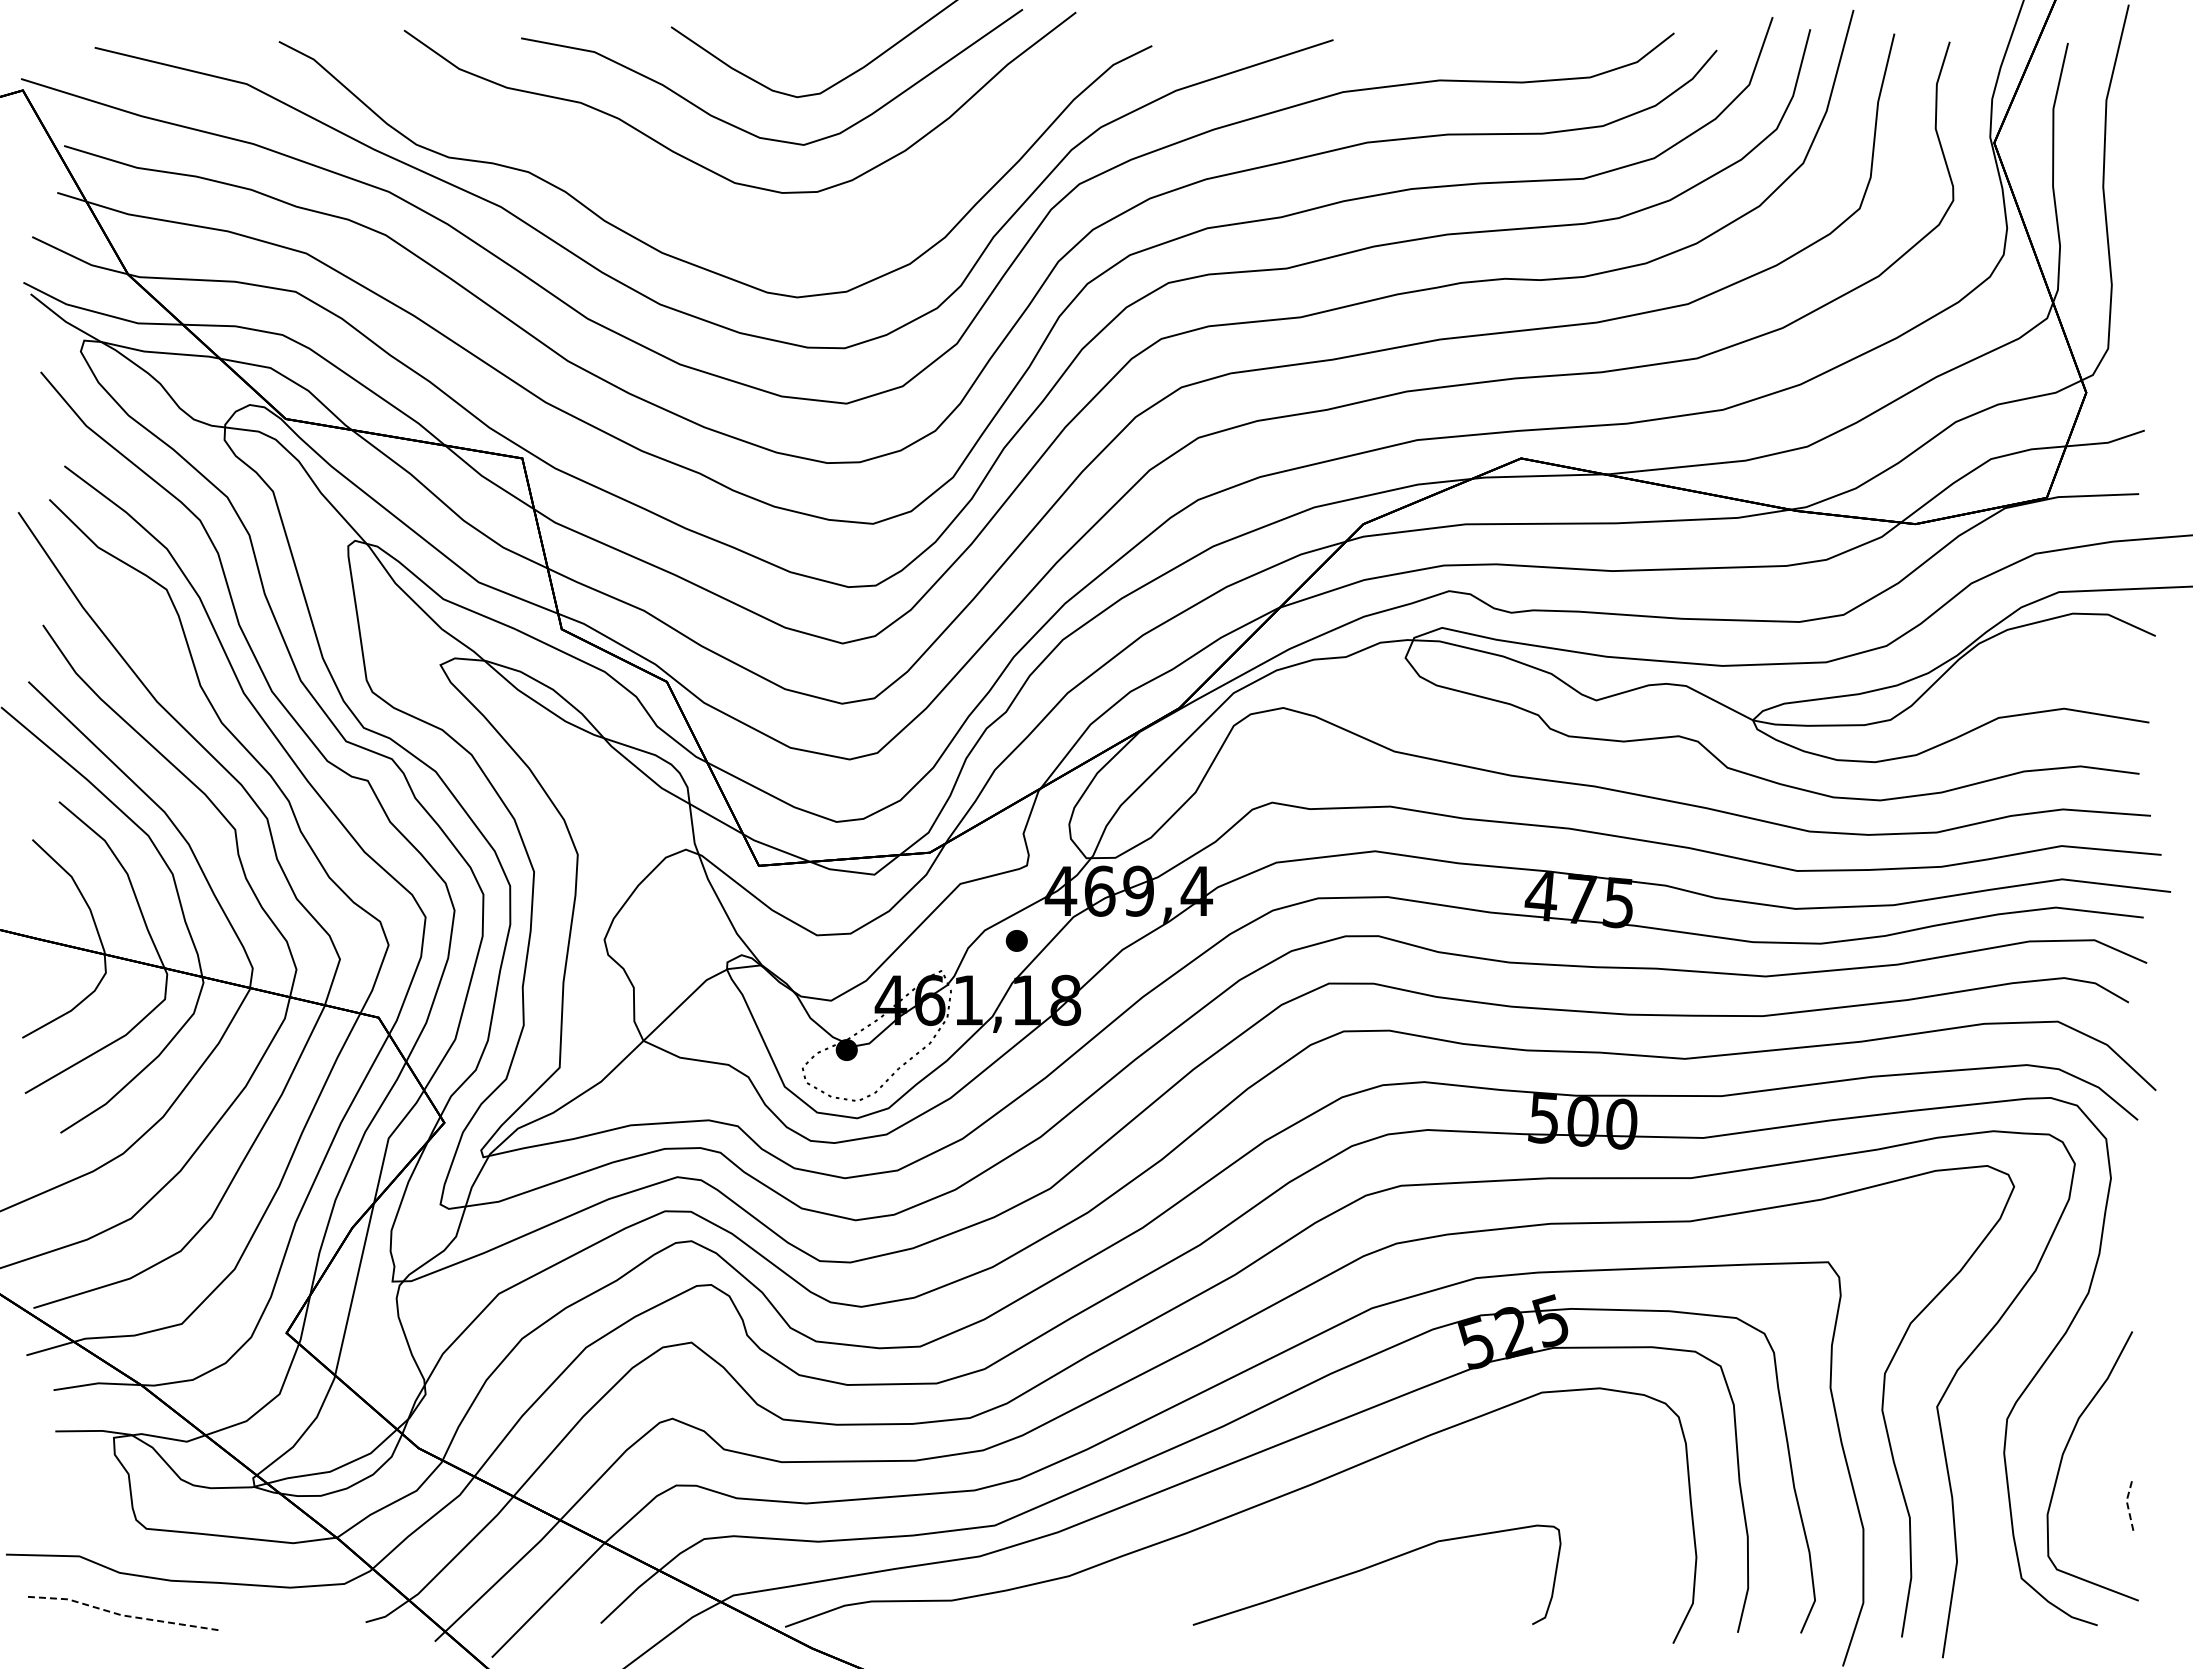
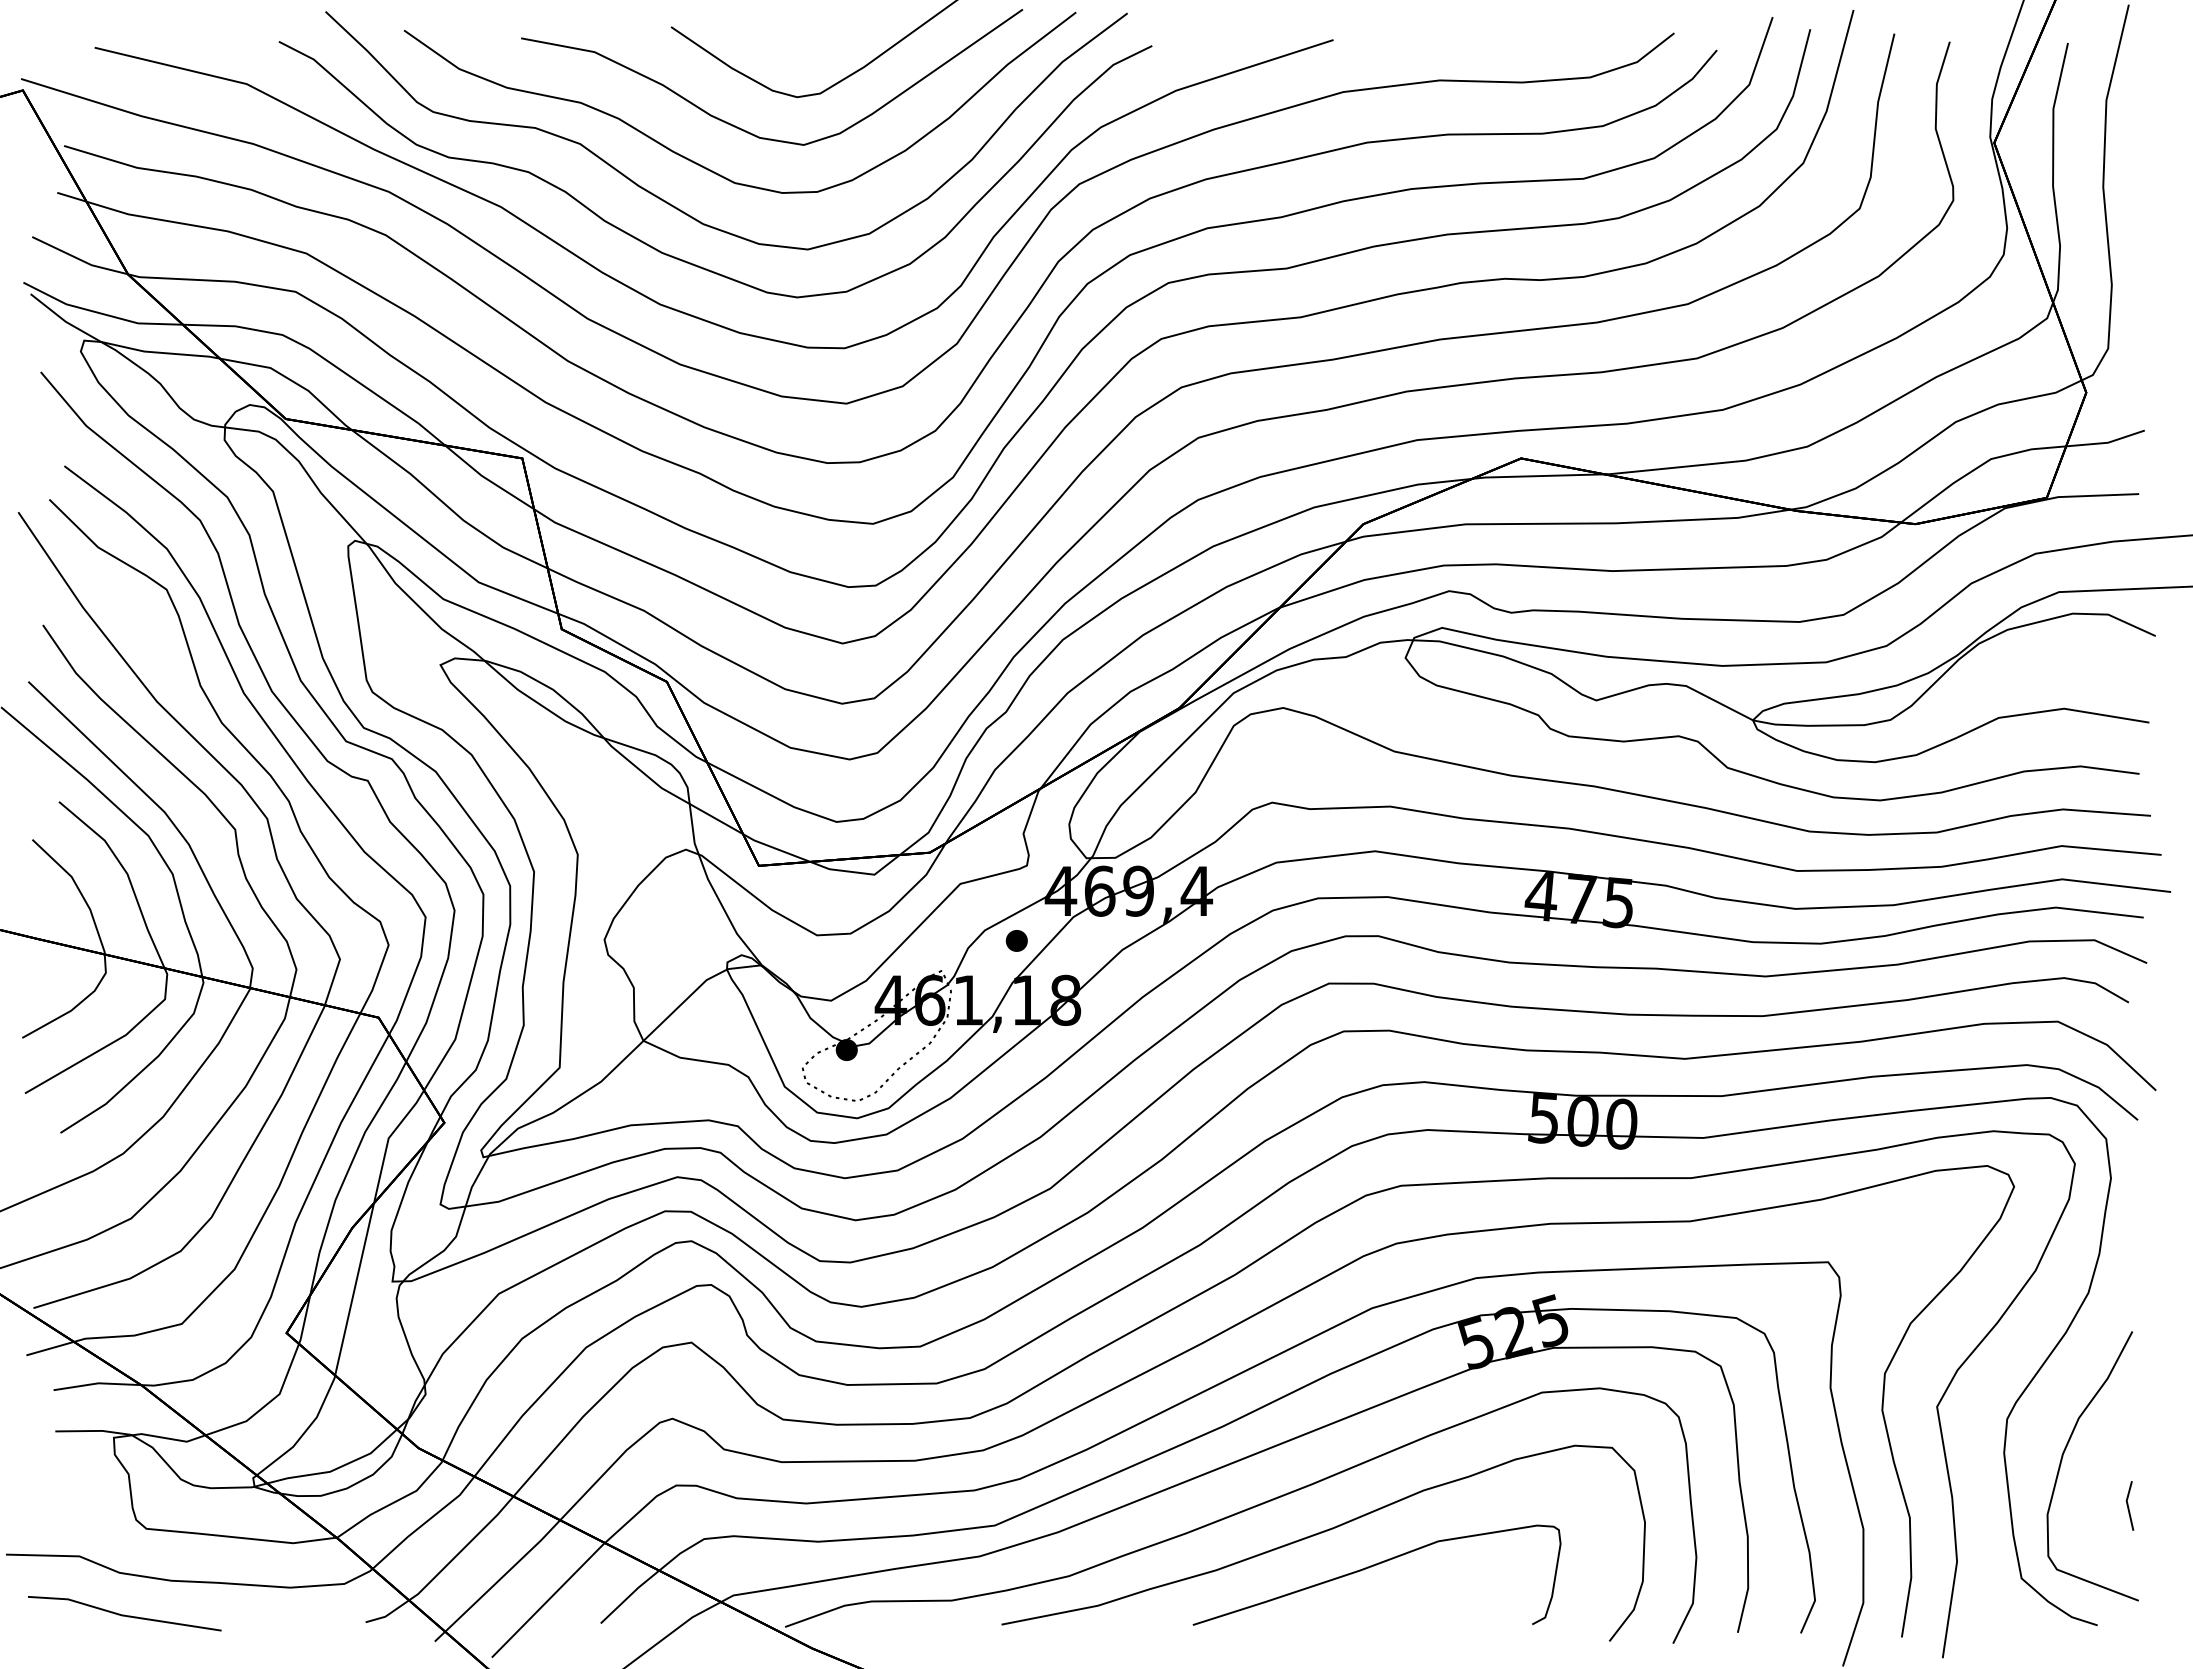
curve: none -> present (677, 207)
line: dashed -> solid (2127, 1504)
curve: none -> present (1319, 1534)
line: dashed -> solid (122, 1615)
